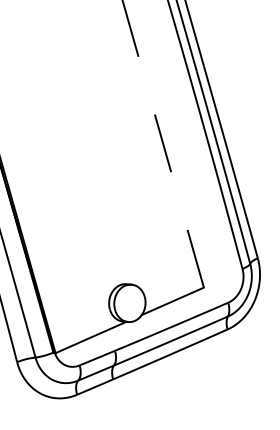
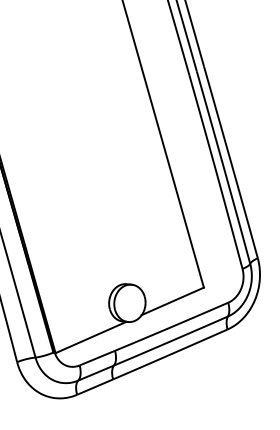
line: dashed -> solid (163, 143)
